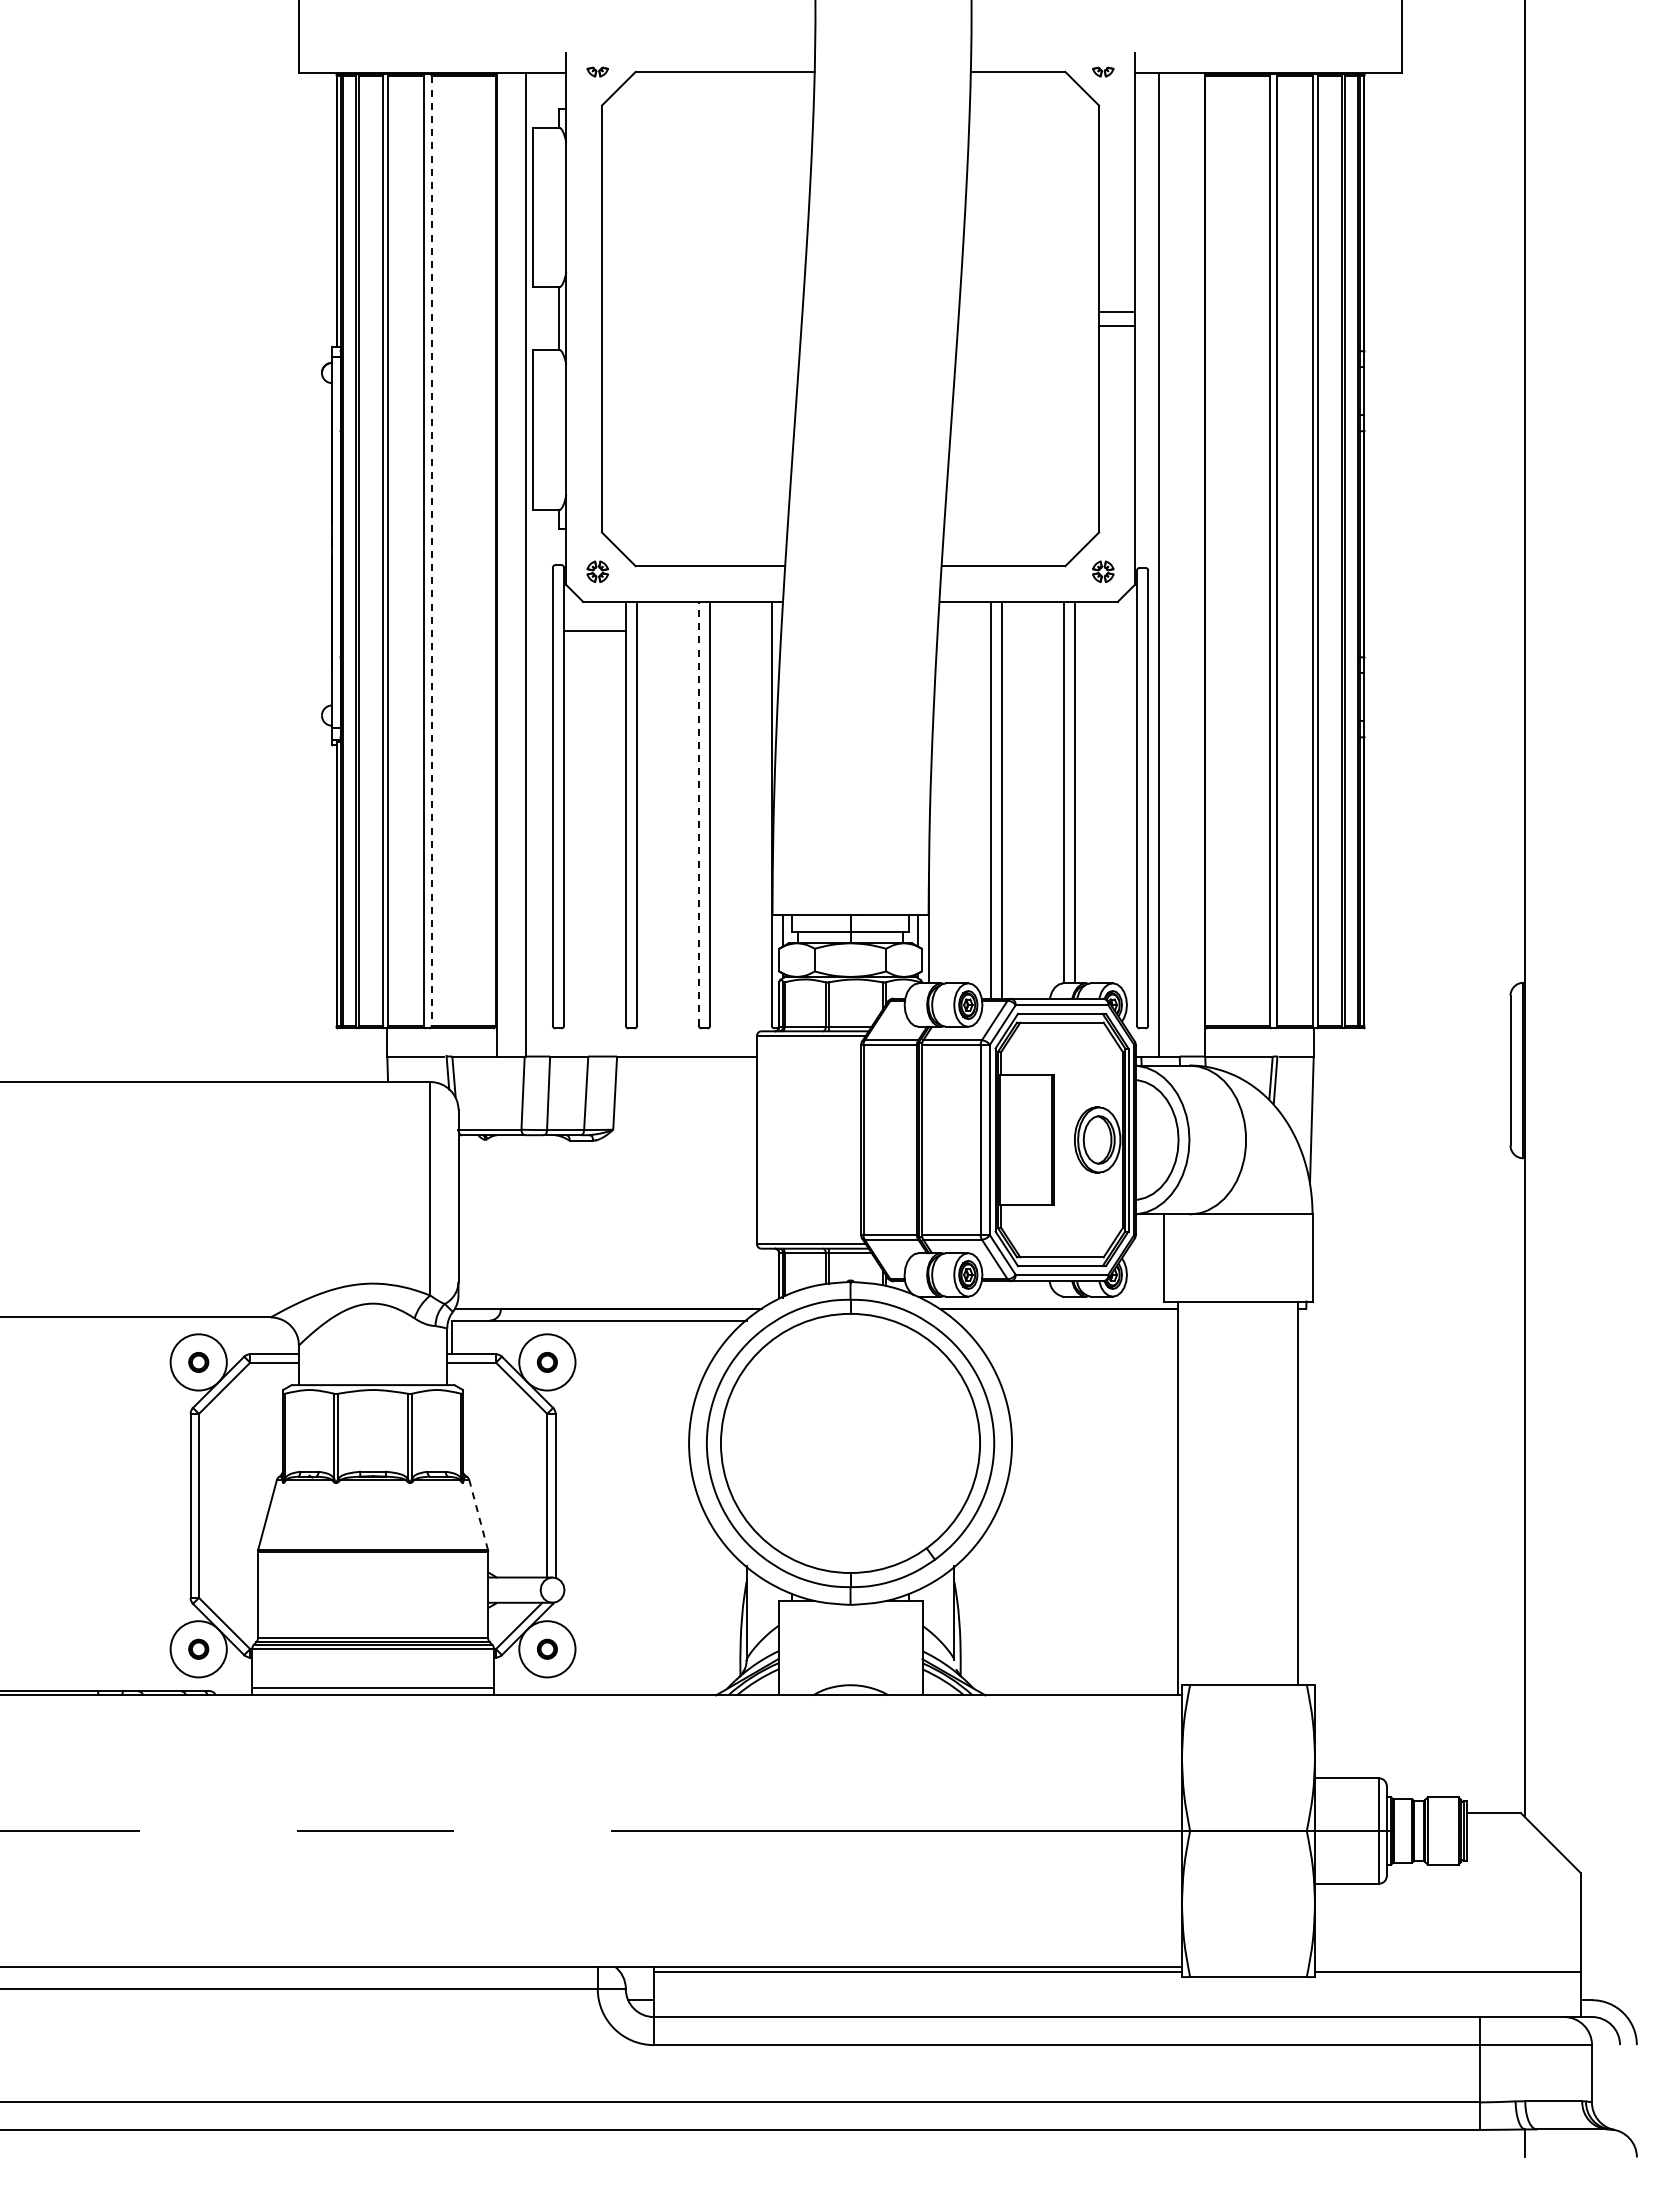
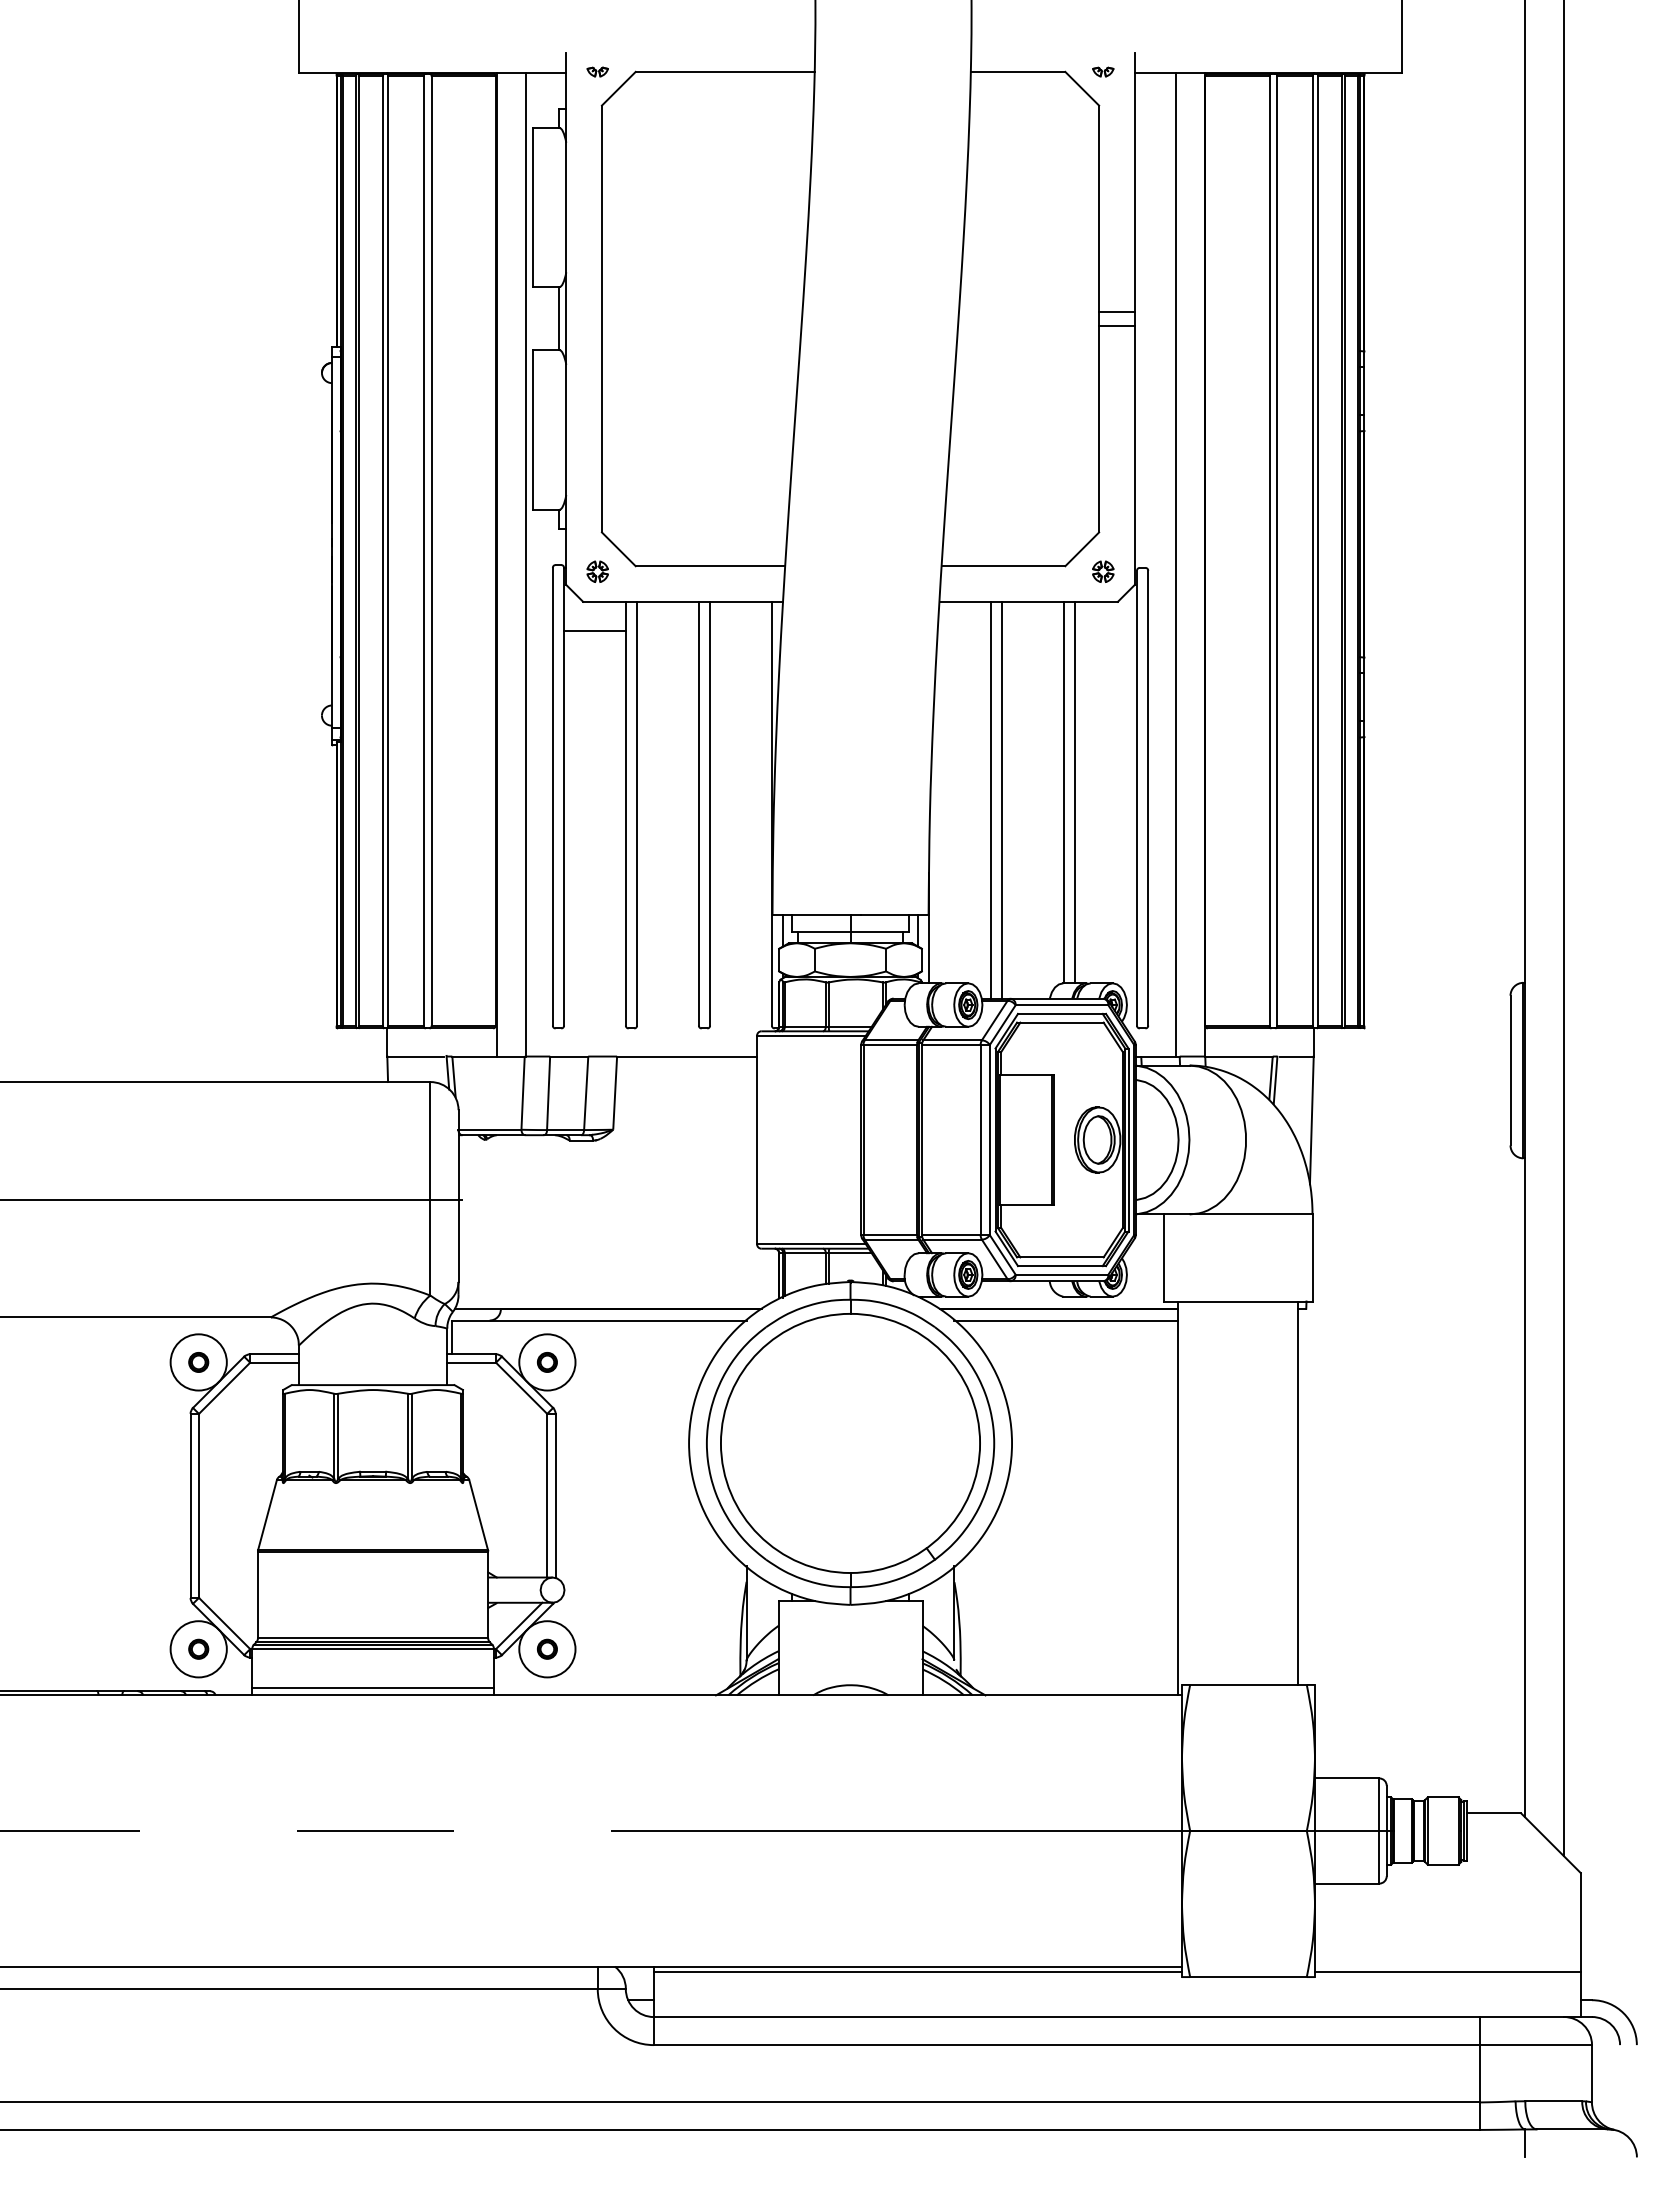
line: dashed -> solid (431, 551)
line position: (1158, 564) -> (1175, 564) (1175, 564)
line: dashed -> solid (698, 813)
line: none -> present (1563, 929)
line: none -> present (232, 1199)
line: none -> present (1065, 1320)
line: dashed -> solid (478, 1514)
